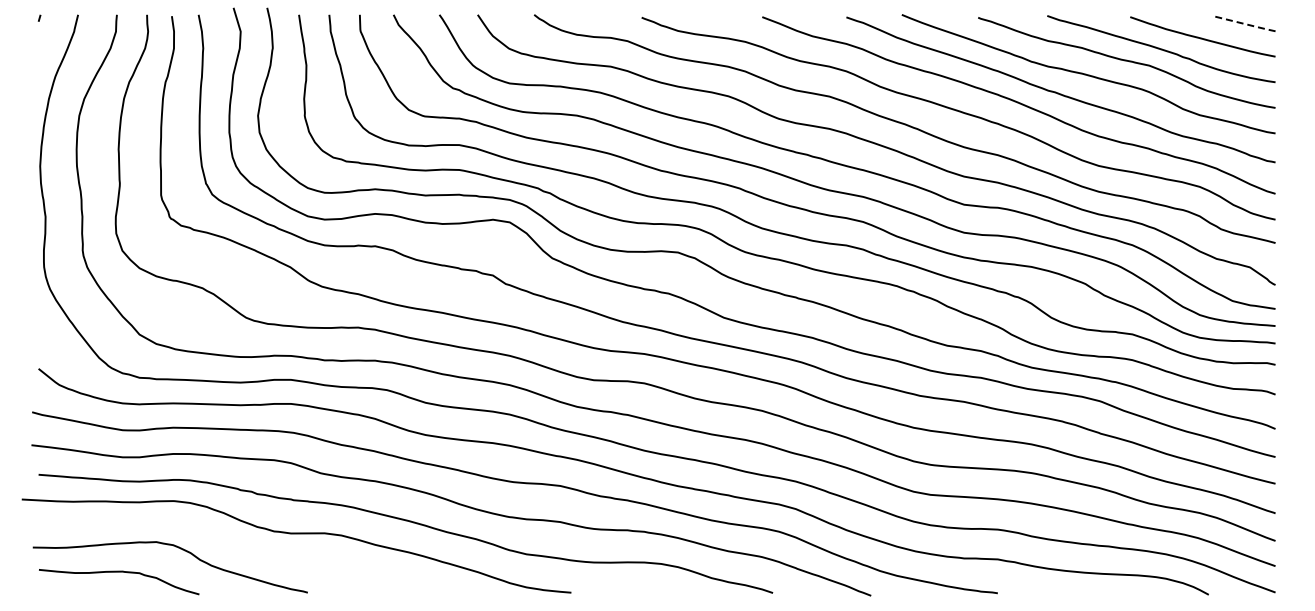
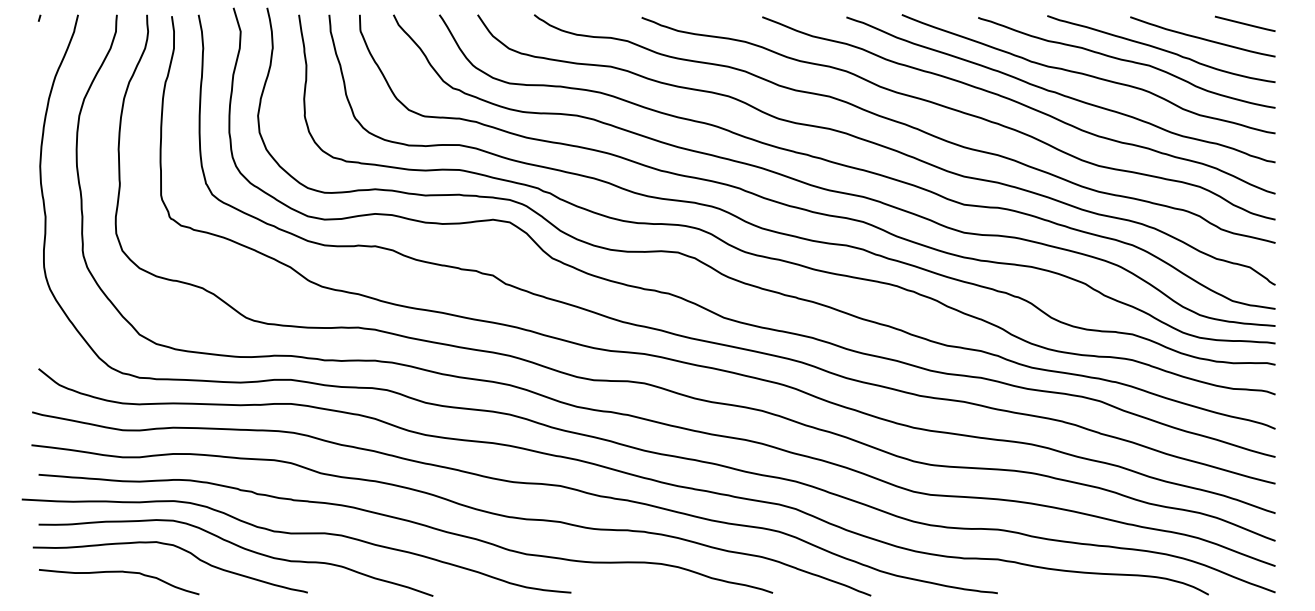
line: dashed -> solid (1246, 24)
curve: none -> present (238, 547)
